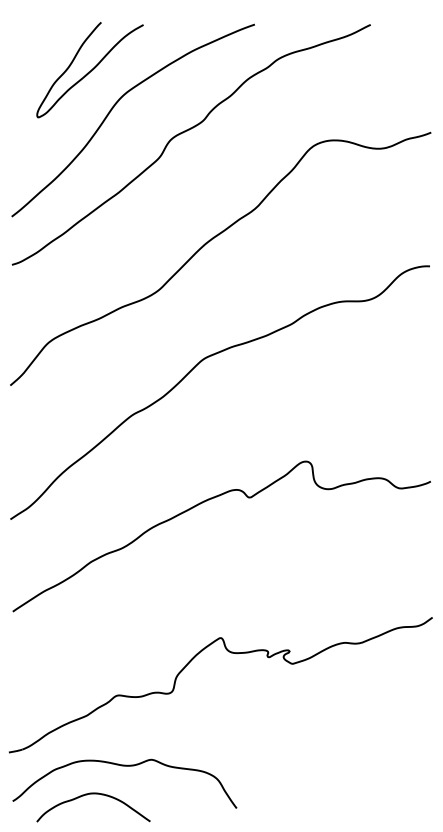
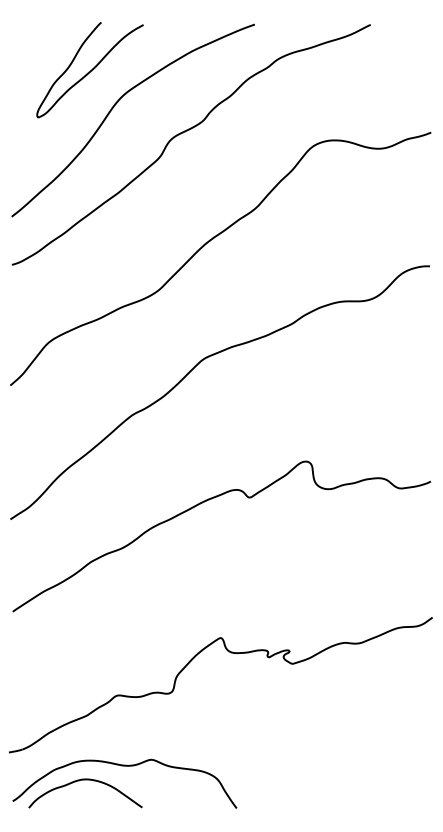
curve position: (93, 794) -> (85, 780) (85, 780)
